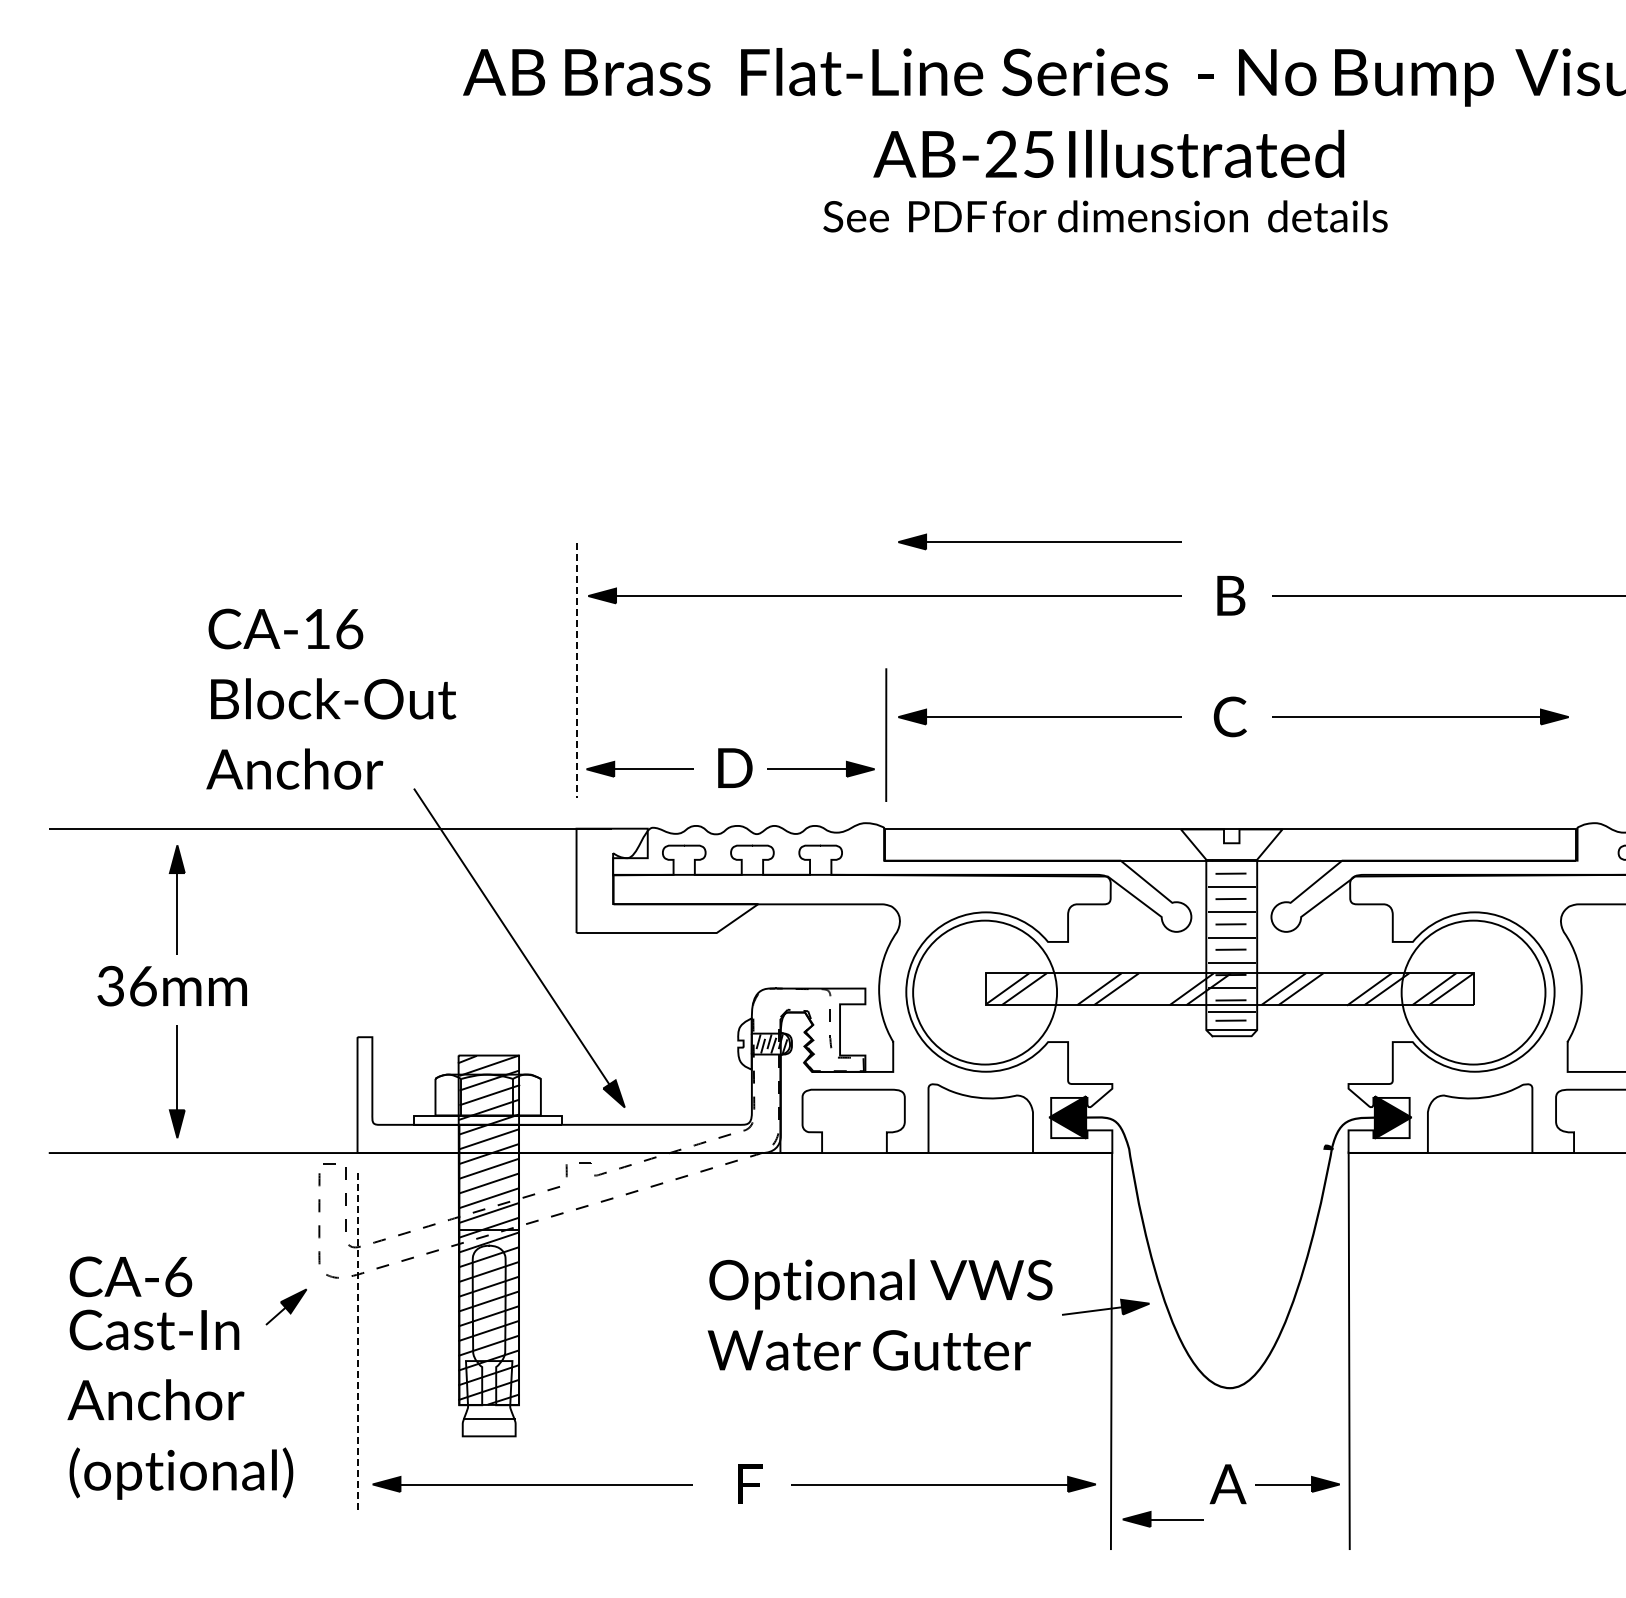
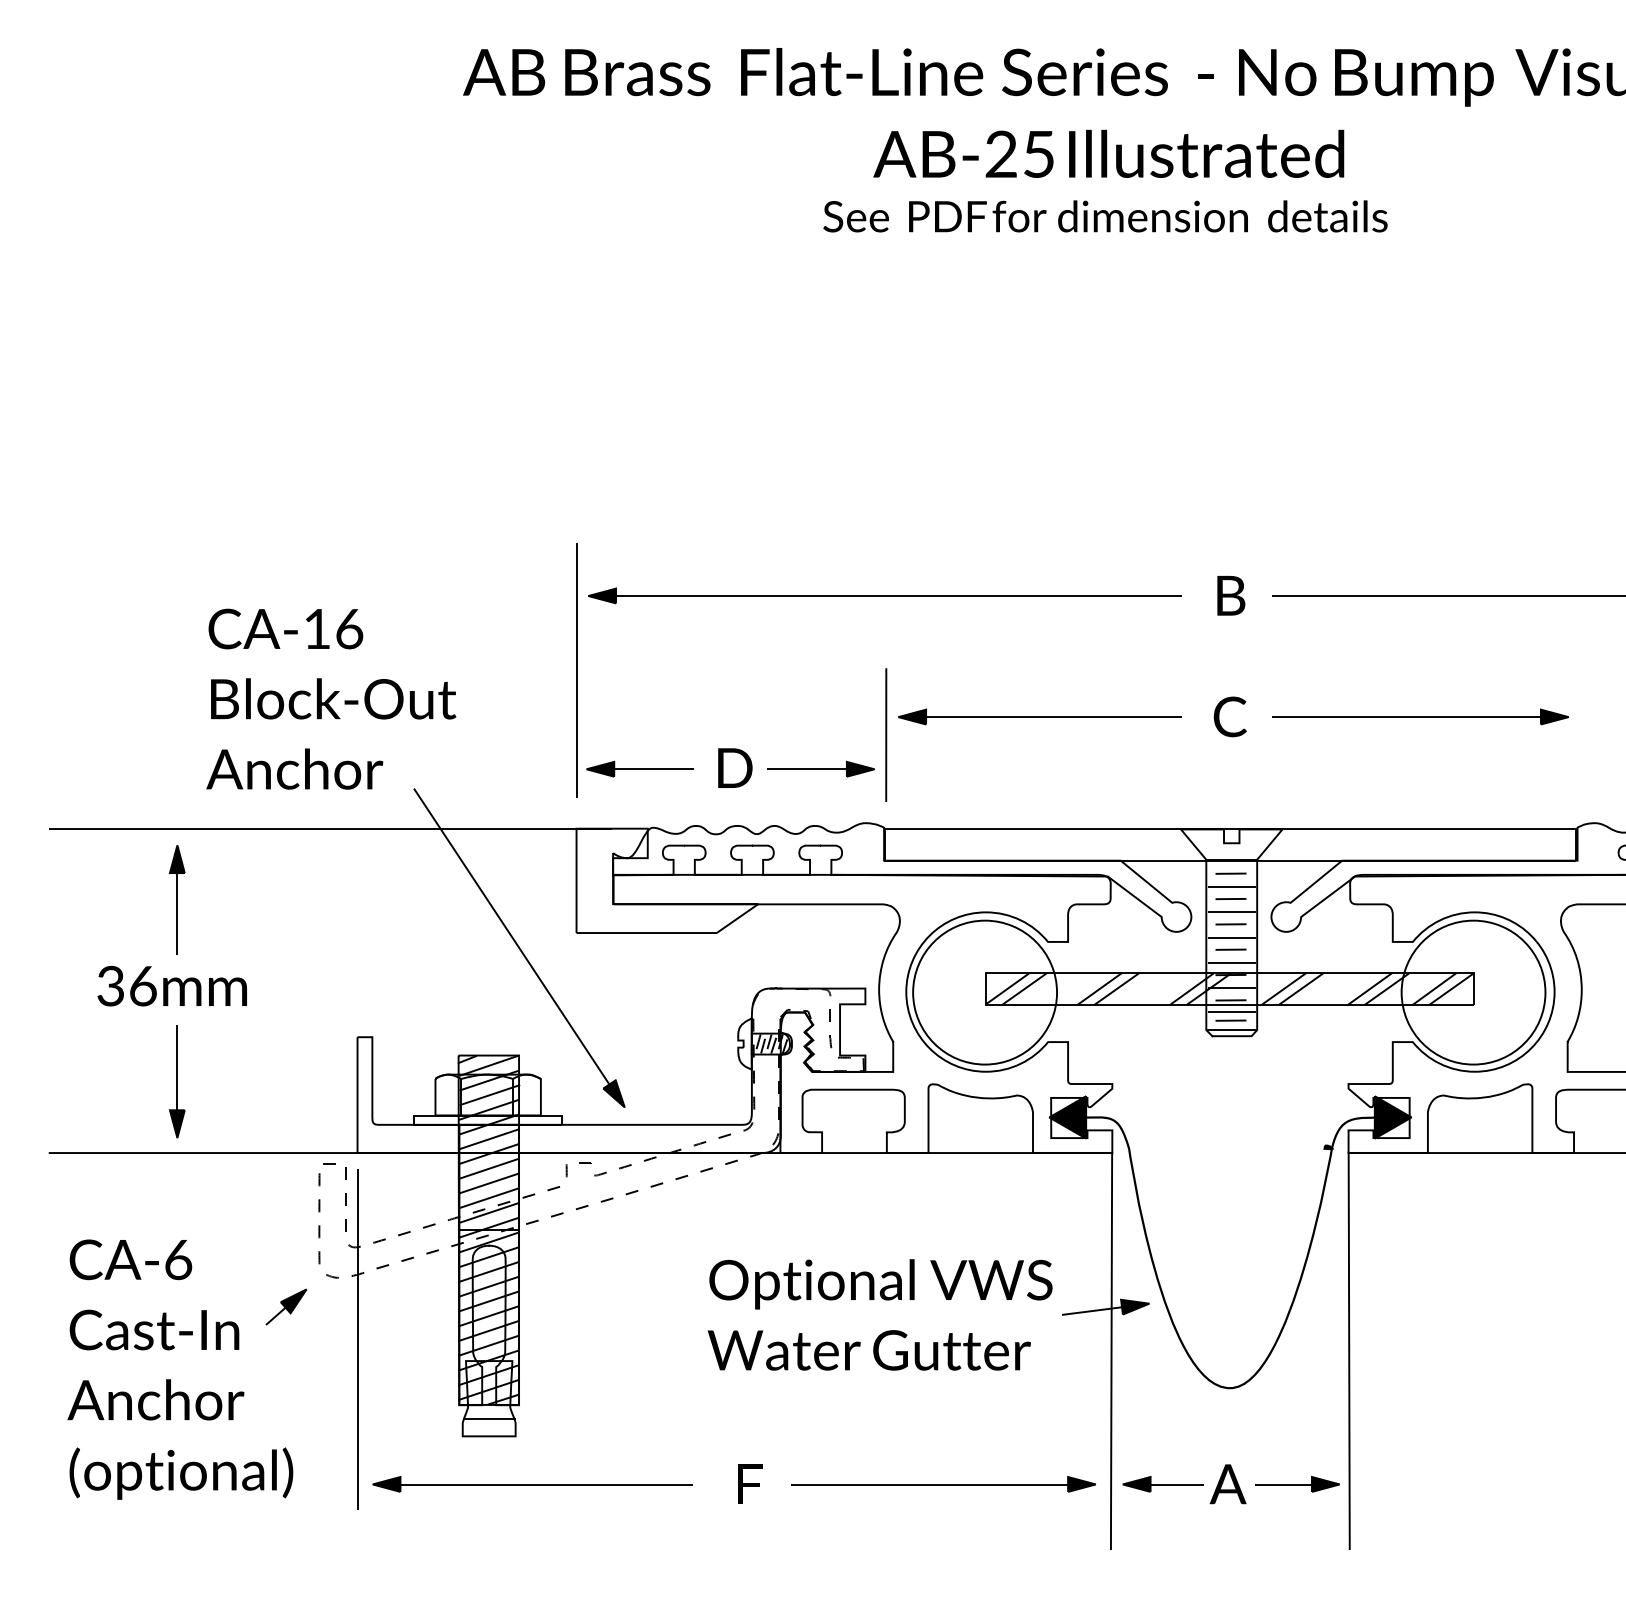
part: present -> none (1039, 541)
line: dashed -> solid (576, 670)
text position: (130, 1276) -> (130, 1259) (130, 1259)
line: dashed -> solid (358, 1339)
part position: (1162, 1519) -> (1162, 1484) (1162, 1484)
